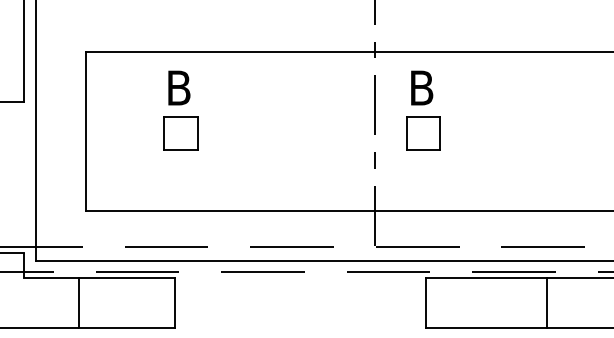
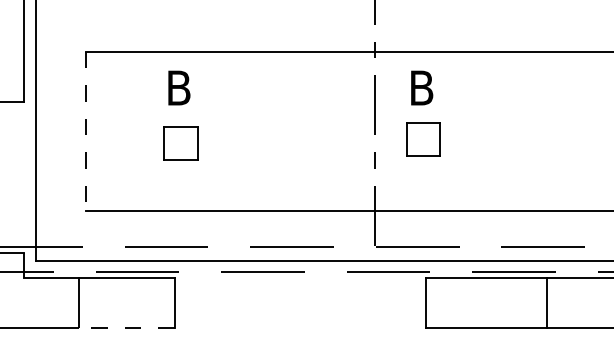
line: solid -> dashed (86, 131)
part position: (180, 133) -> (180, 143) (180, 143)
part position: (423, 133) -> (423, 139) (423, 139)
line: solid -> dashed (126, 327)
